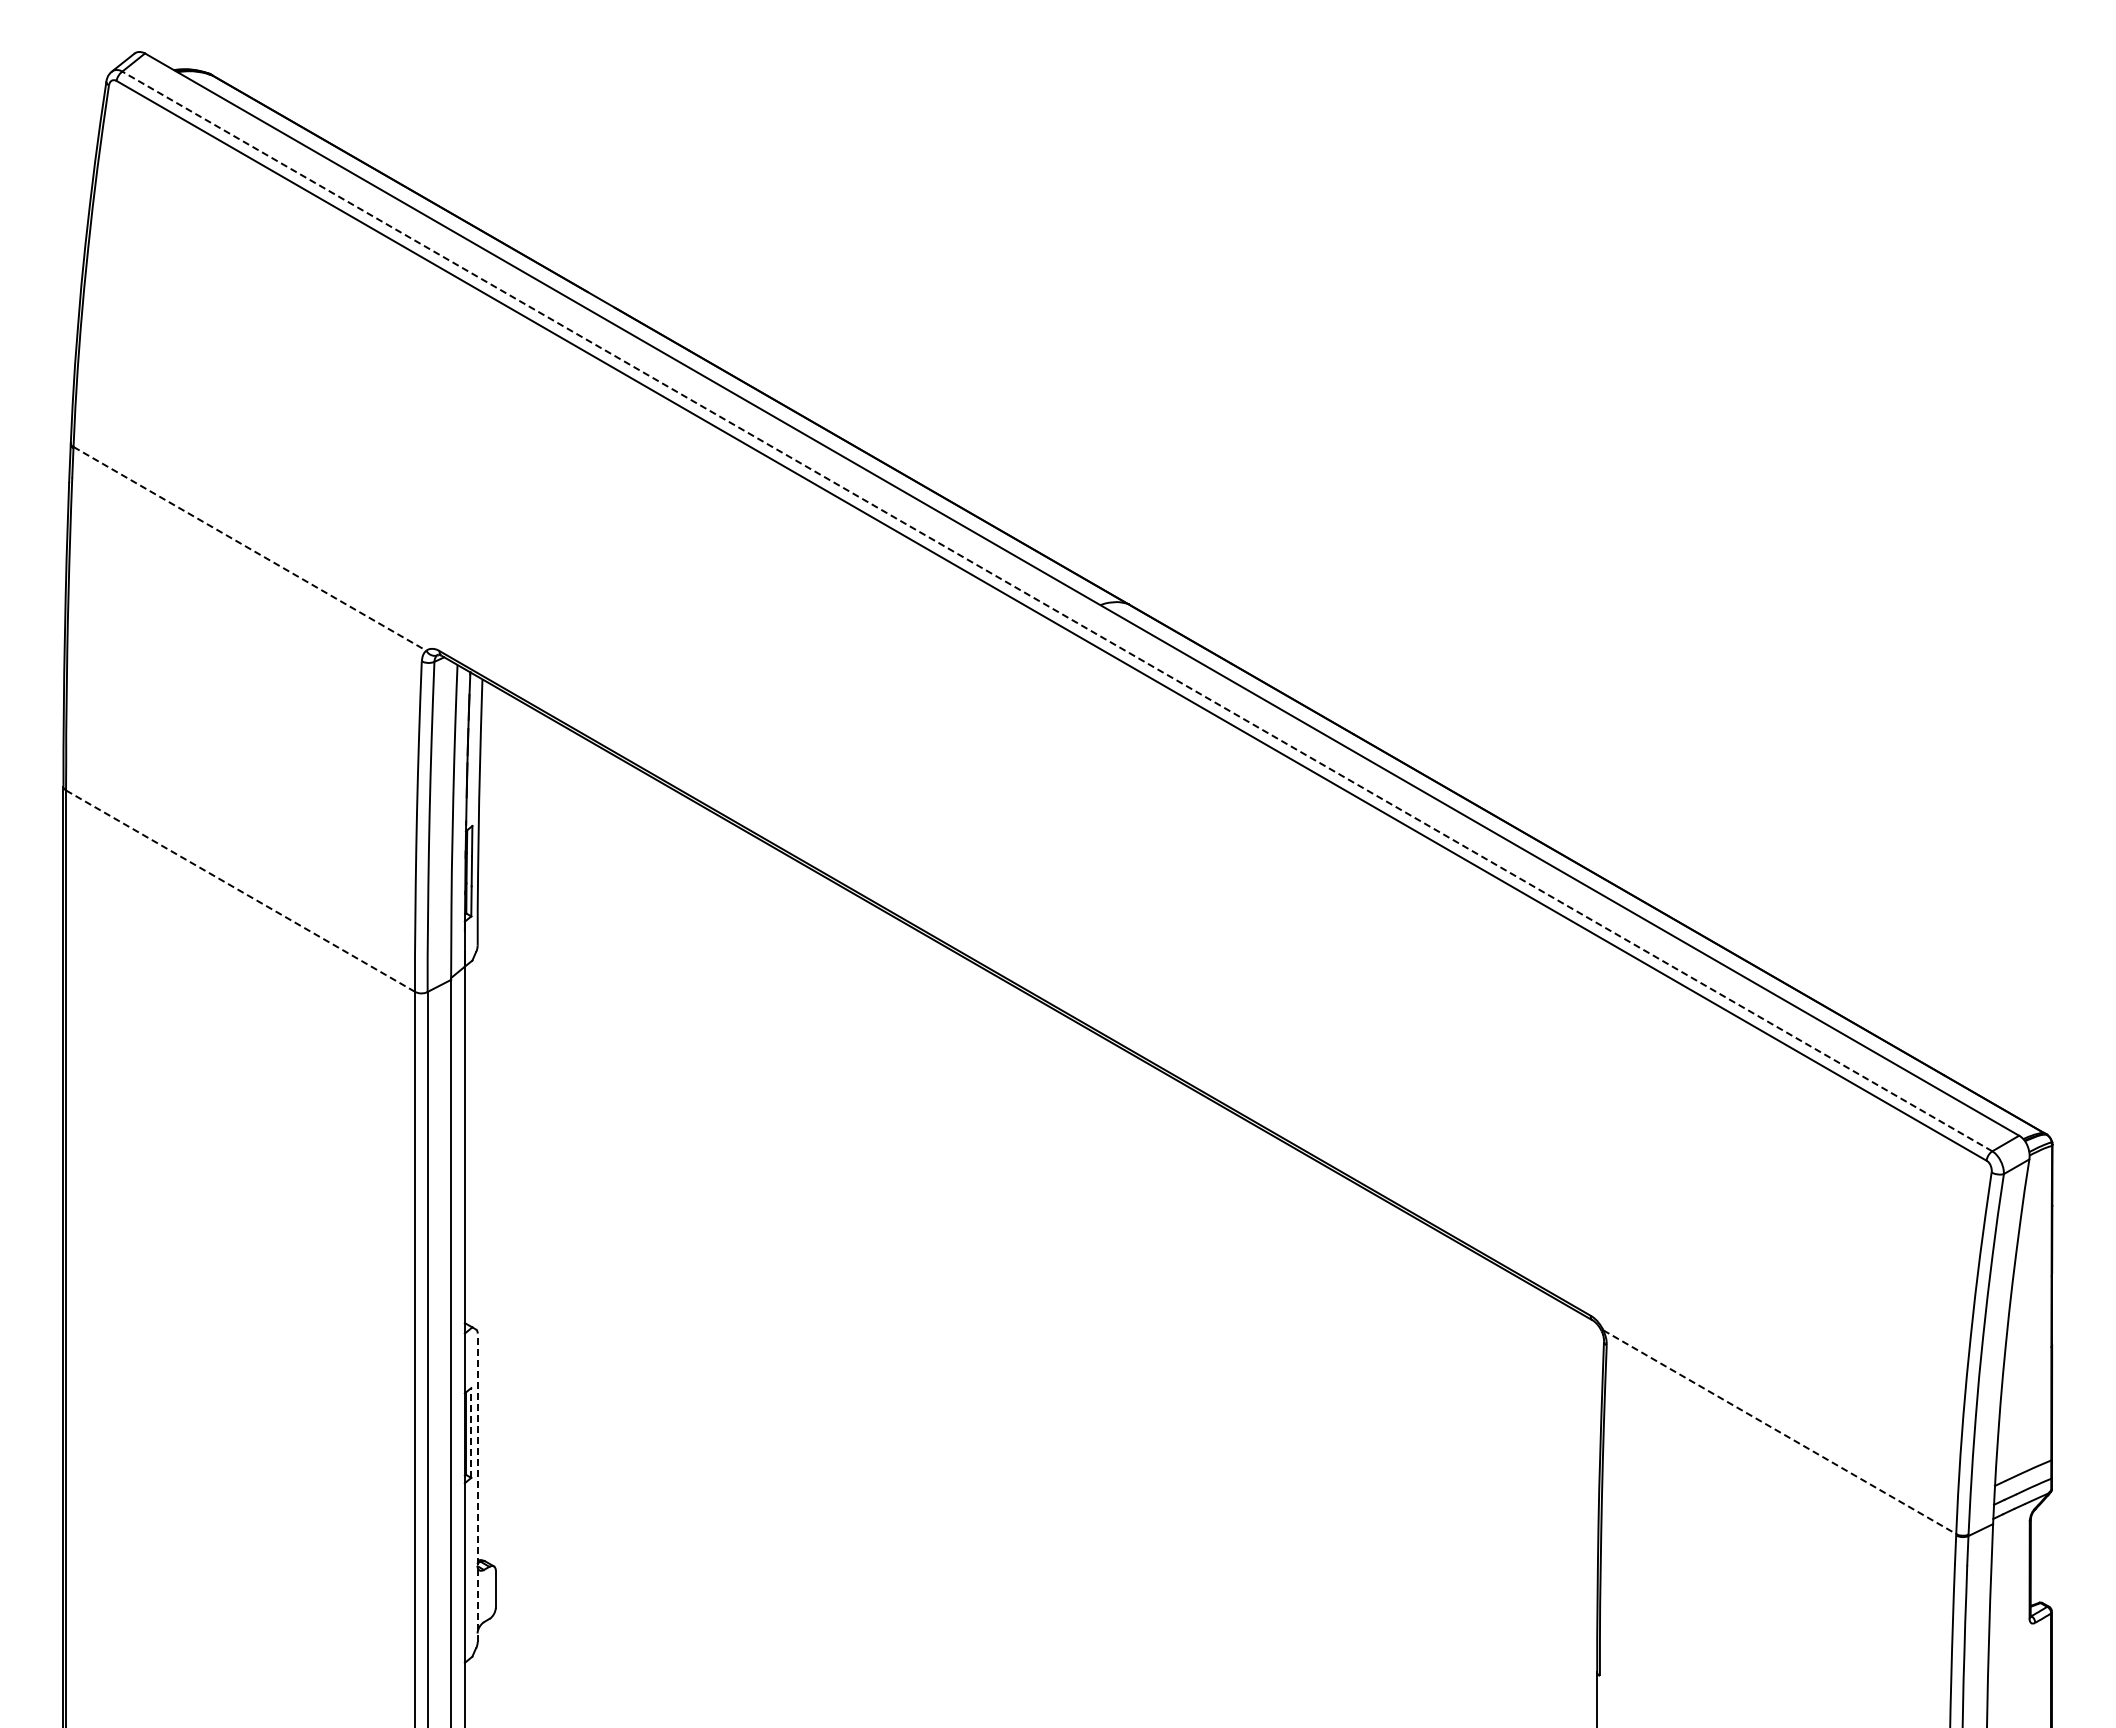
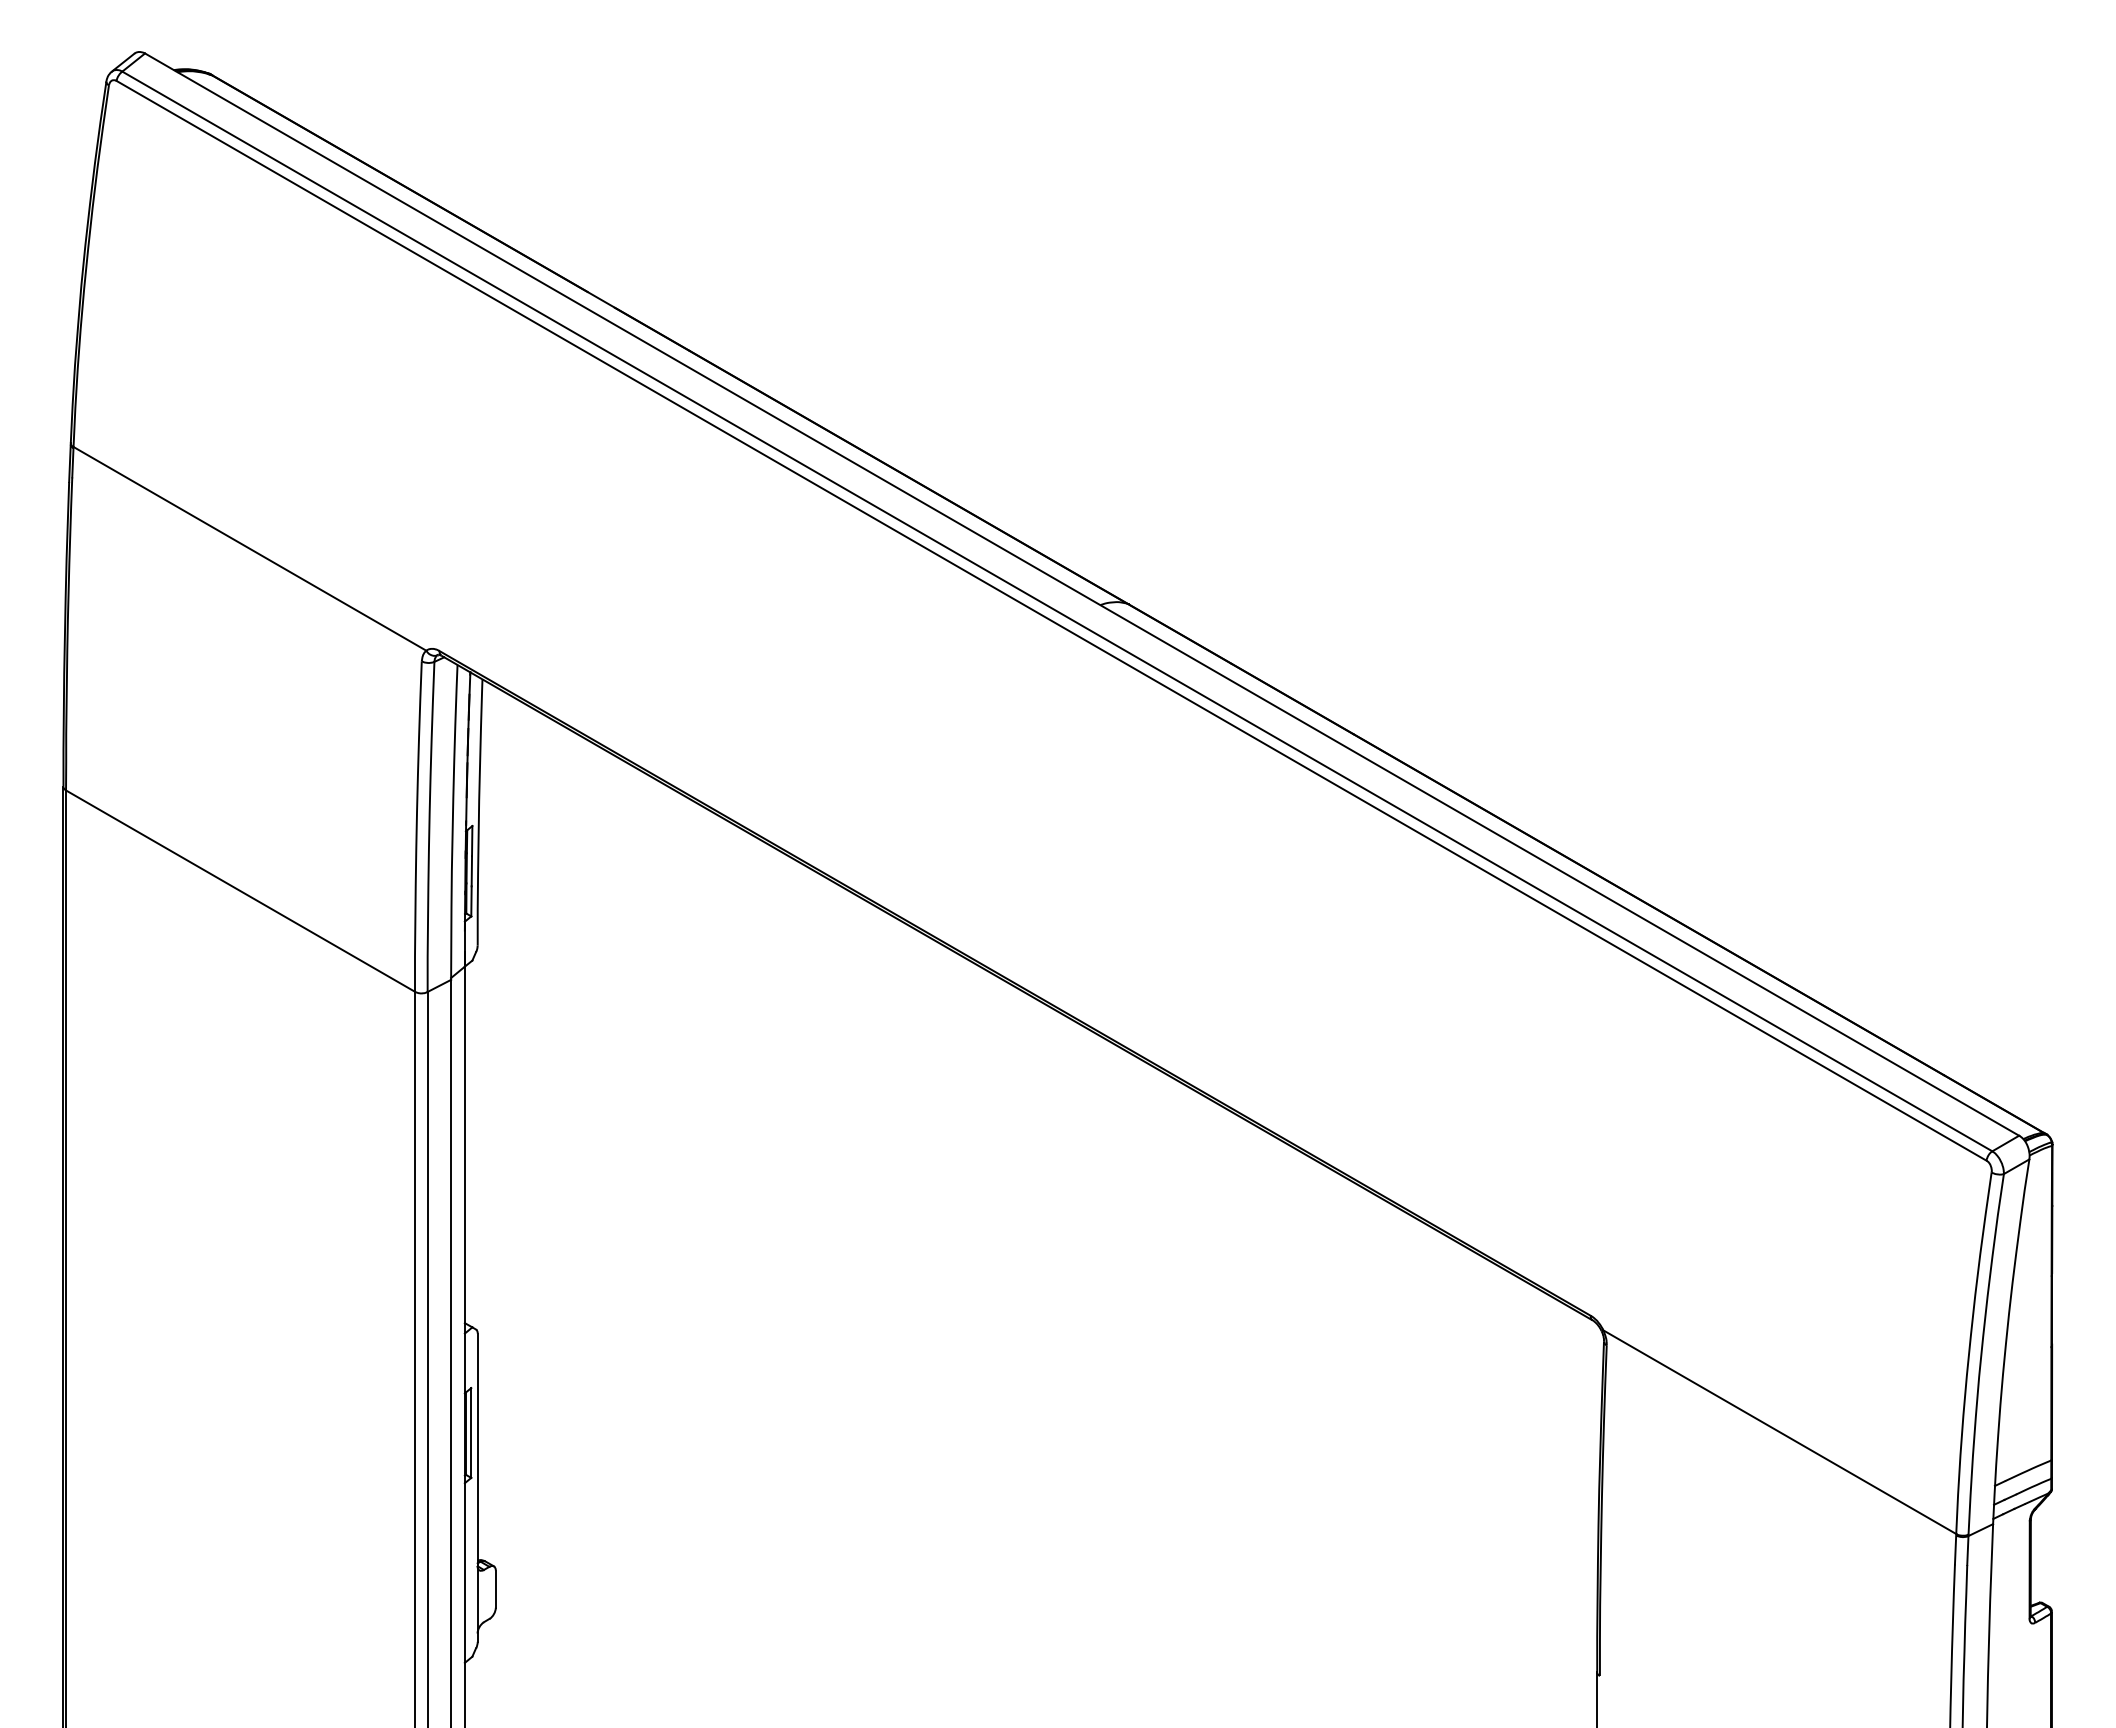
line: dashed -> solid (249, 548)
line: dashed -> solid (1057, 611)
line: dashed -> solid (240, 891)
line: dashed -> solid (471, 1432)
line: dashed -> solid (1779, 1432)
line: dashed -> solid (477, 1487)
